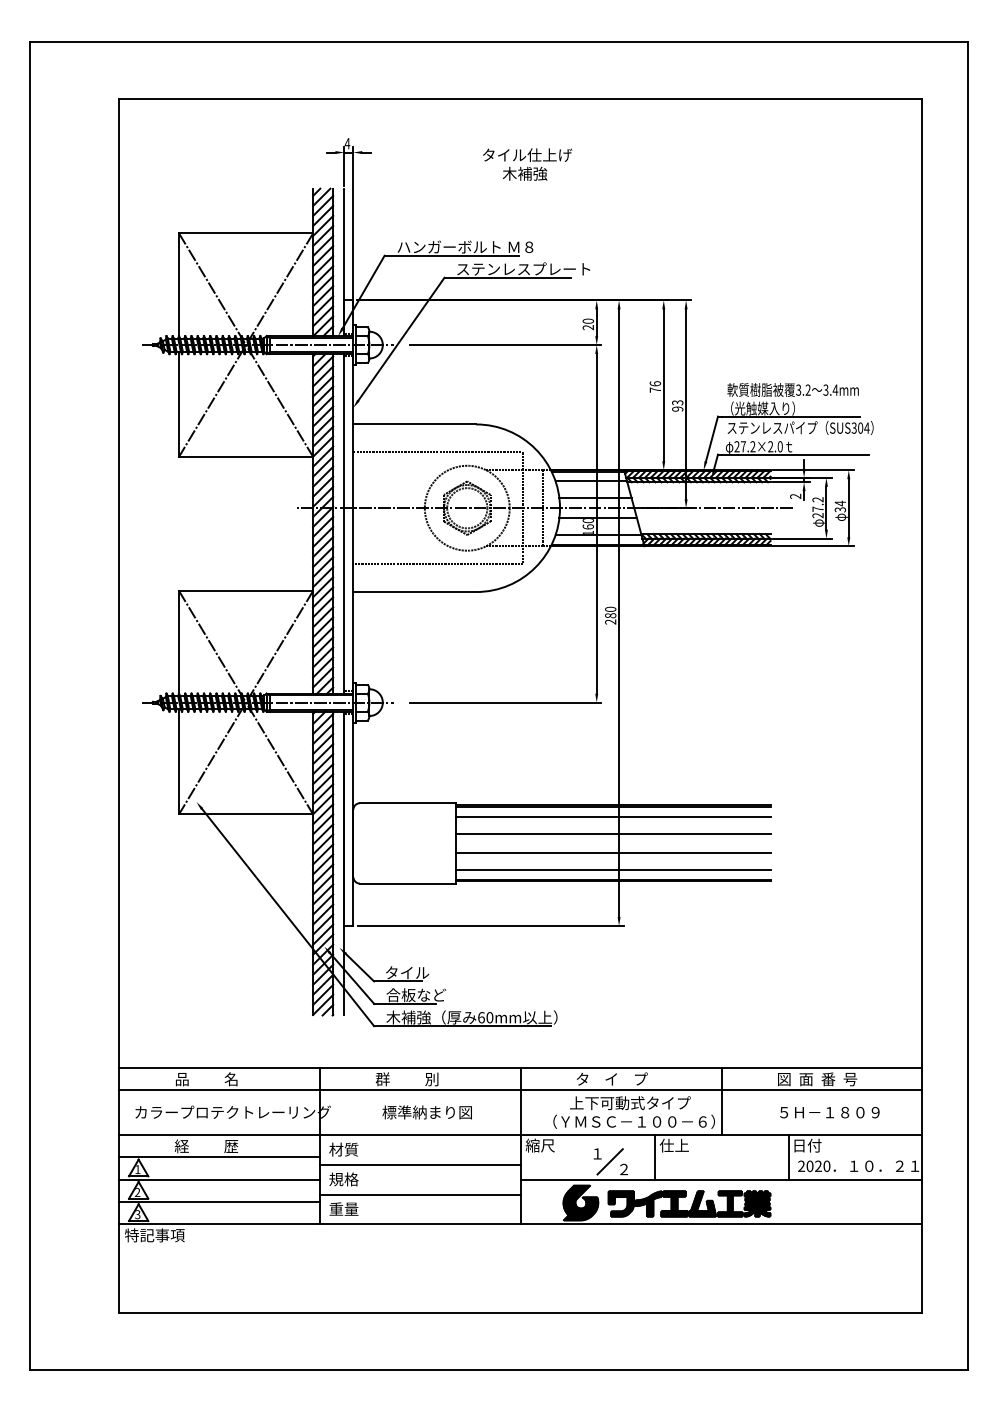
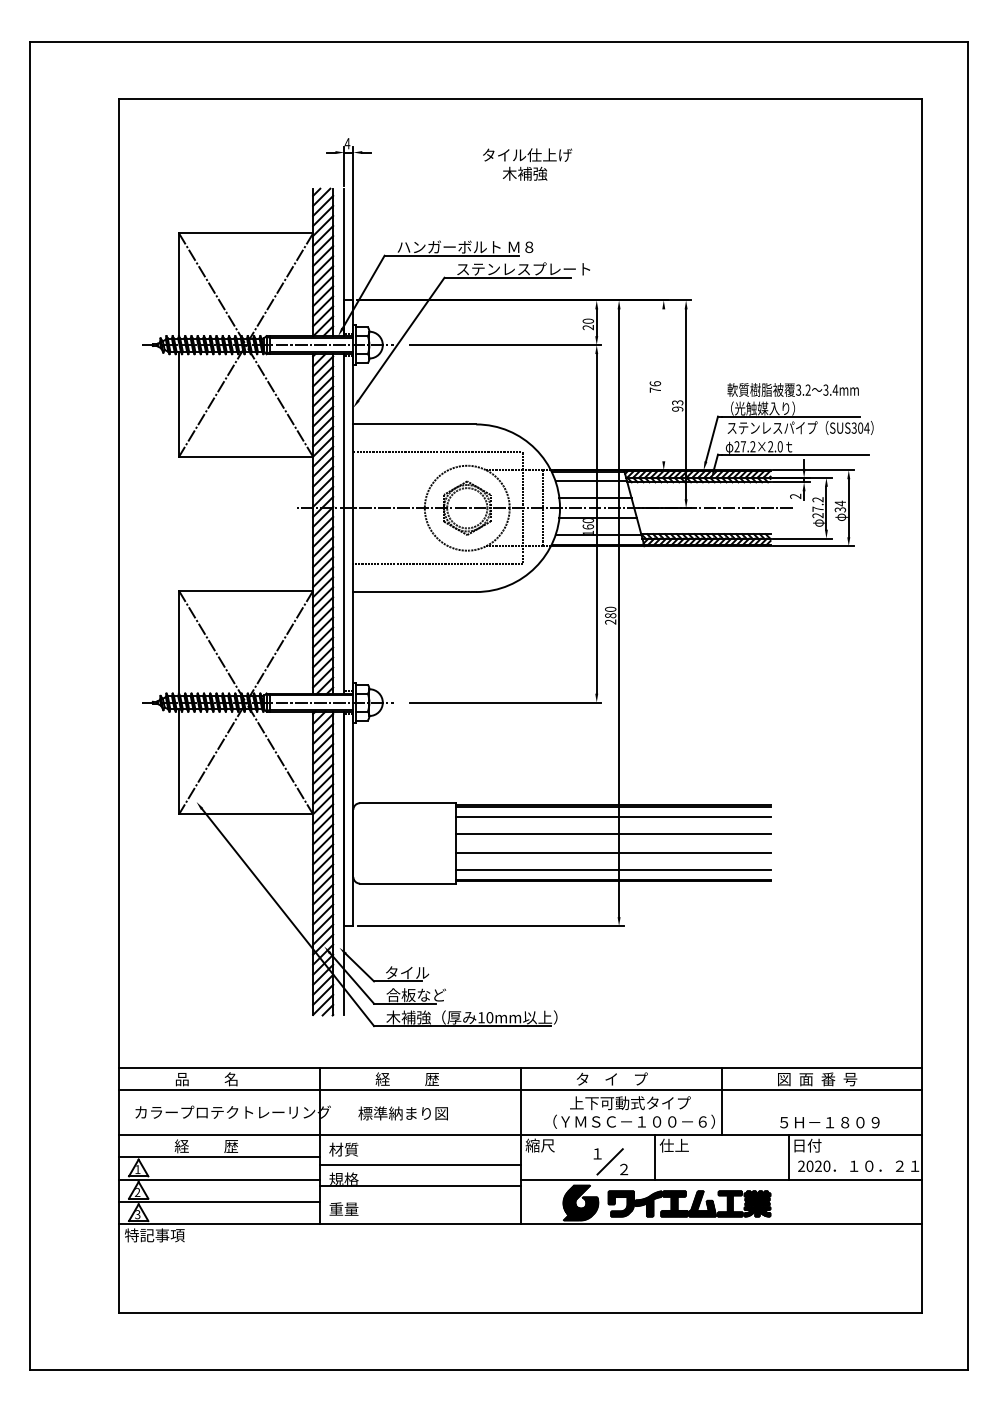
line: present -> none (663, 385)
text: 60mm -> 10mm (481, 1017)
text: 群          別 -> 経          歴 (406, 1079)
text position: (426, 1112) -> (402, 1113) (402, 1113)
text position: (829, 1112) -> (829, 1122) (829, 1122)
line position: (419, 1194) -> (419, 1185) (419, 1185)
